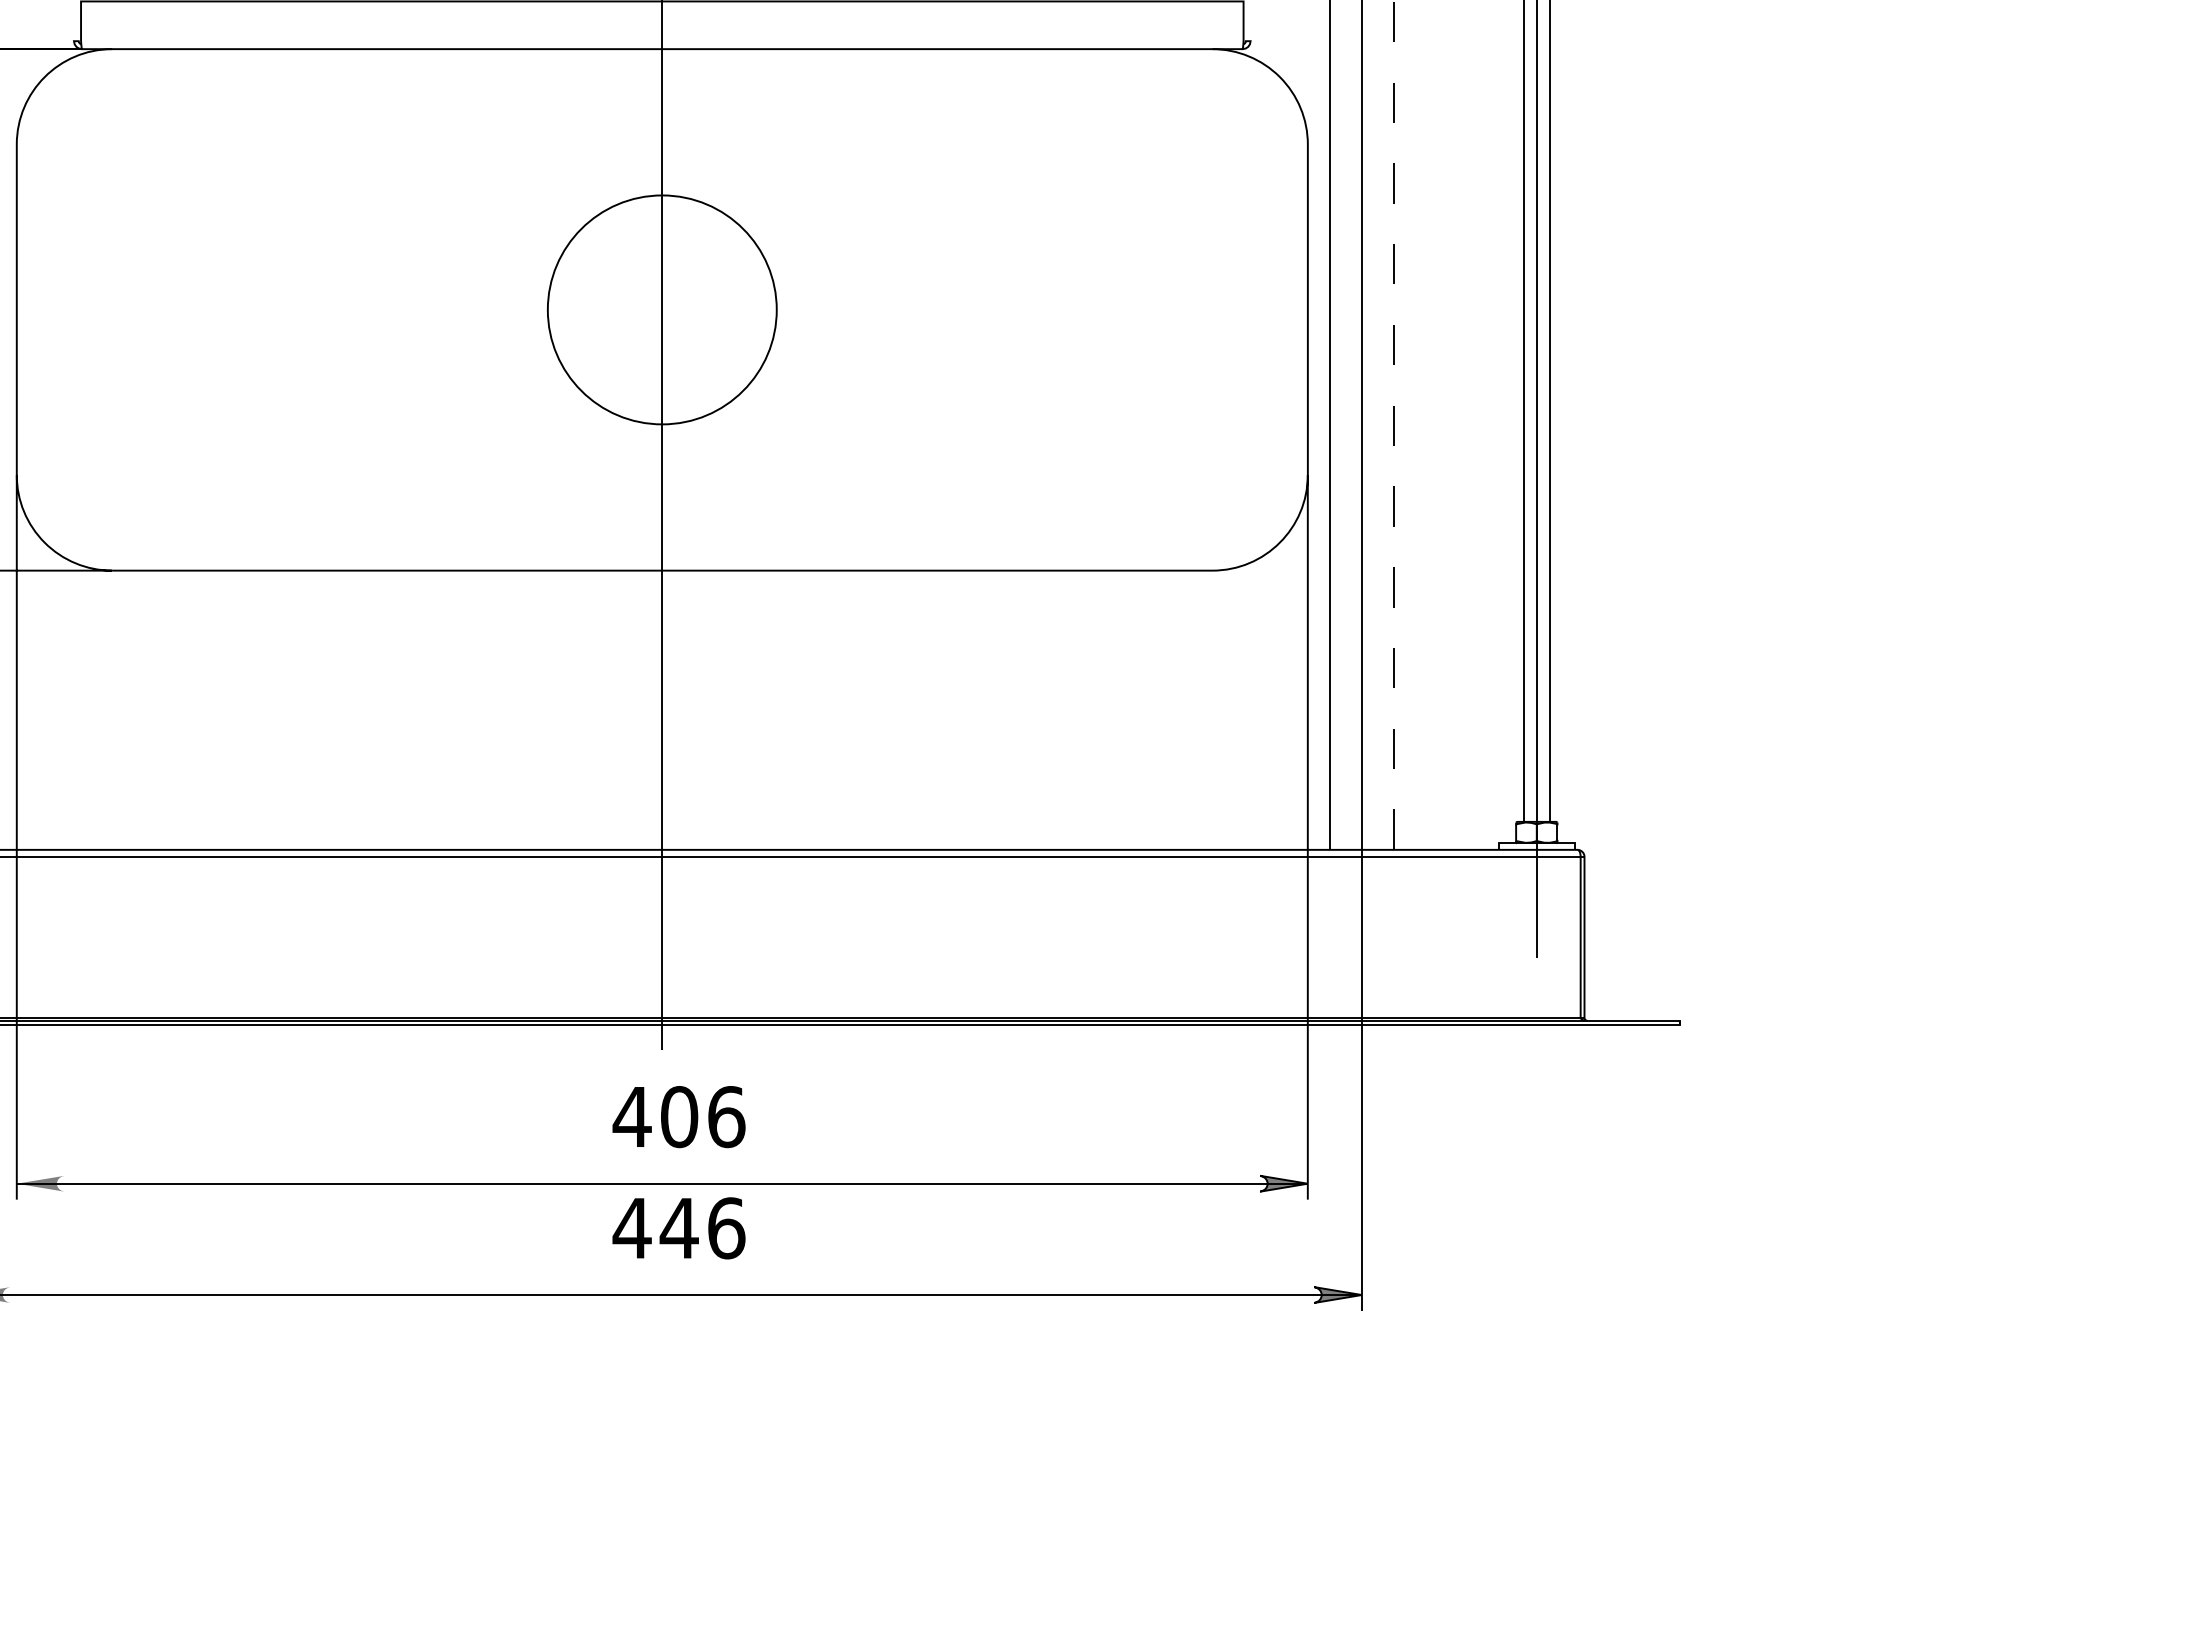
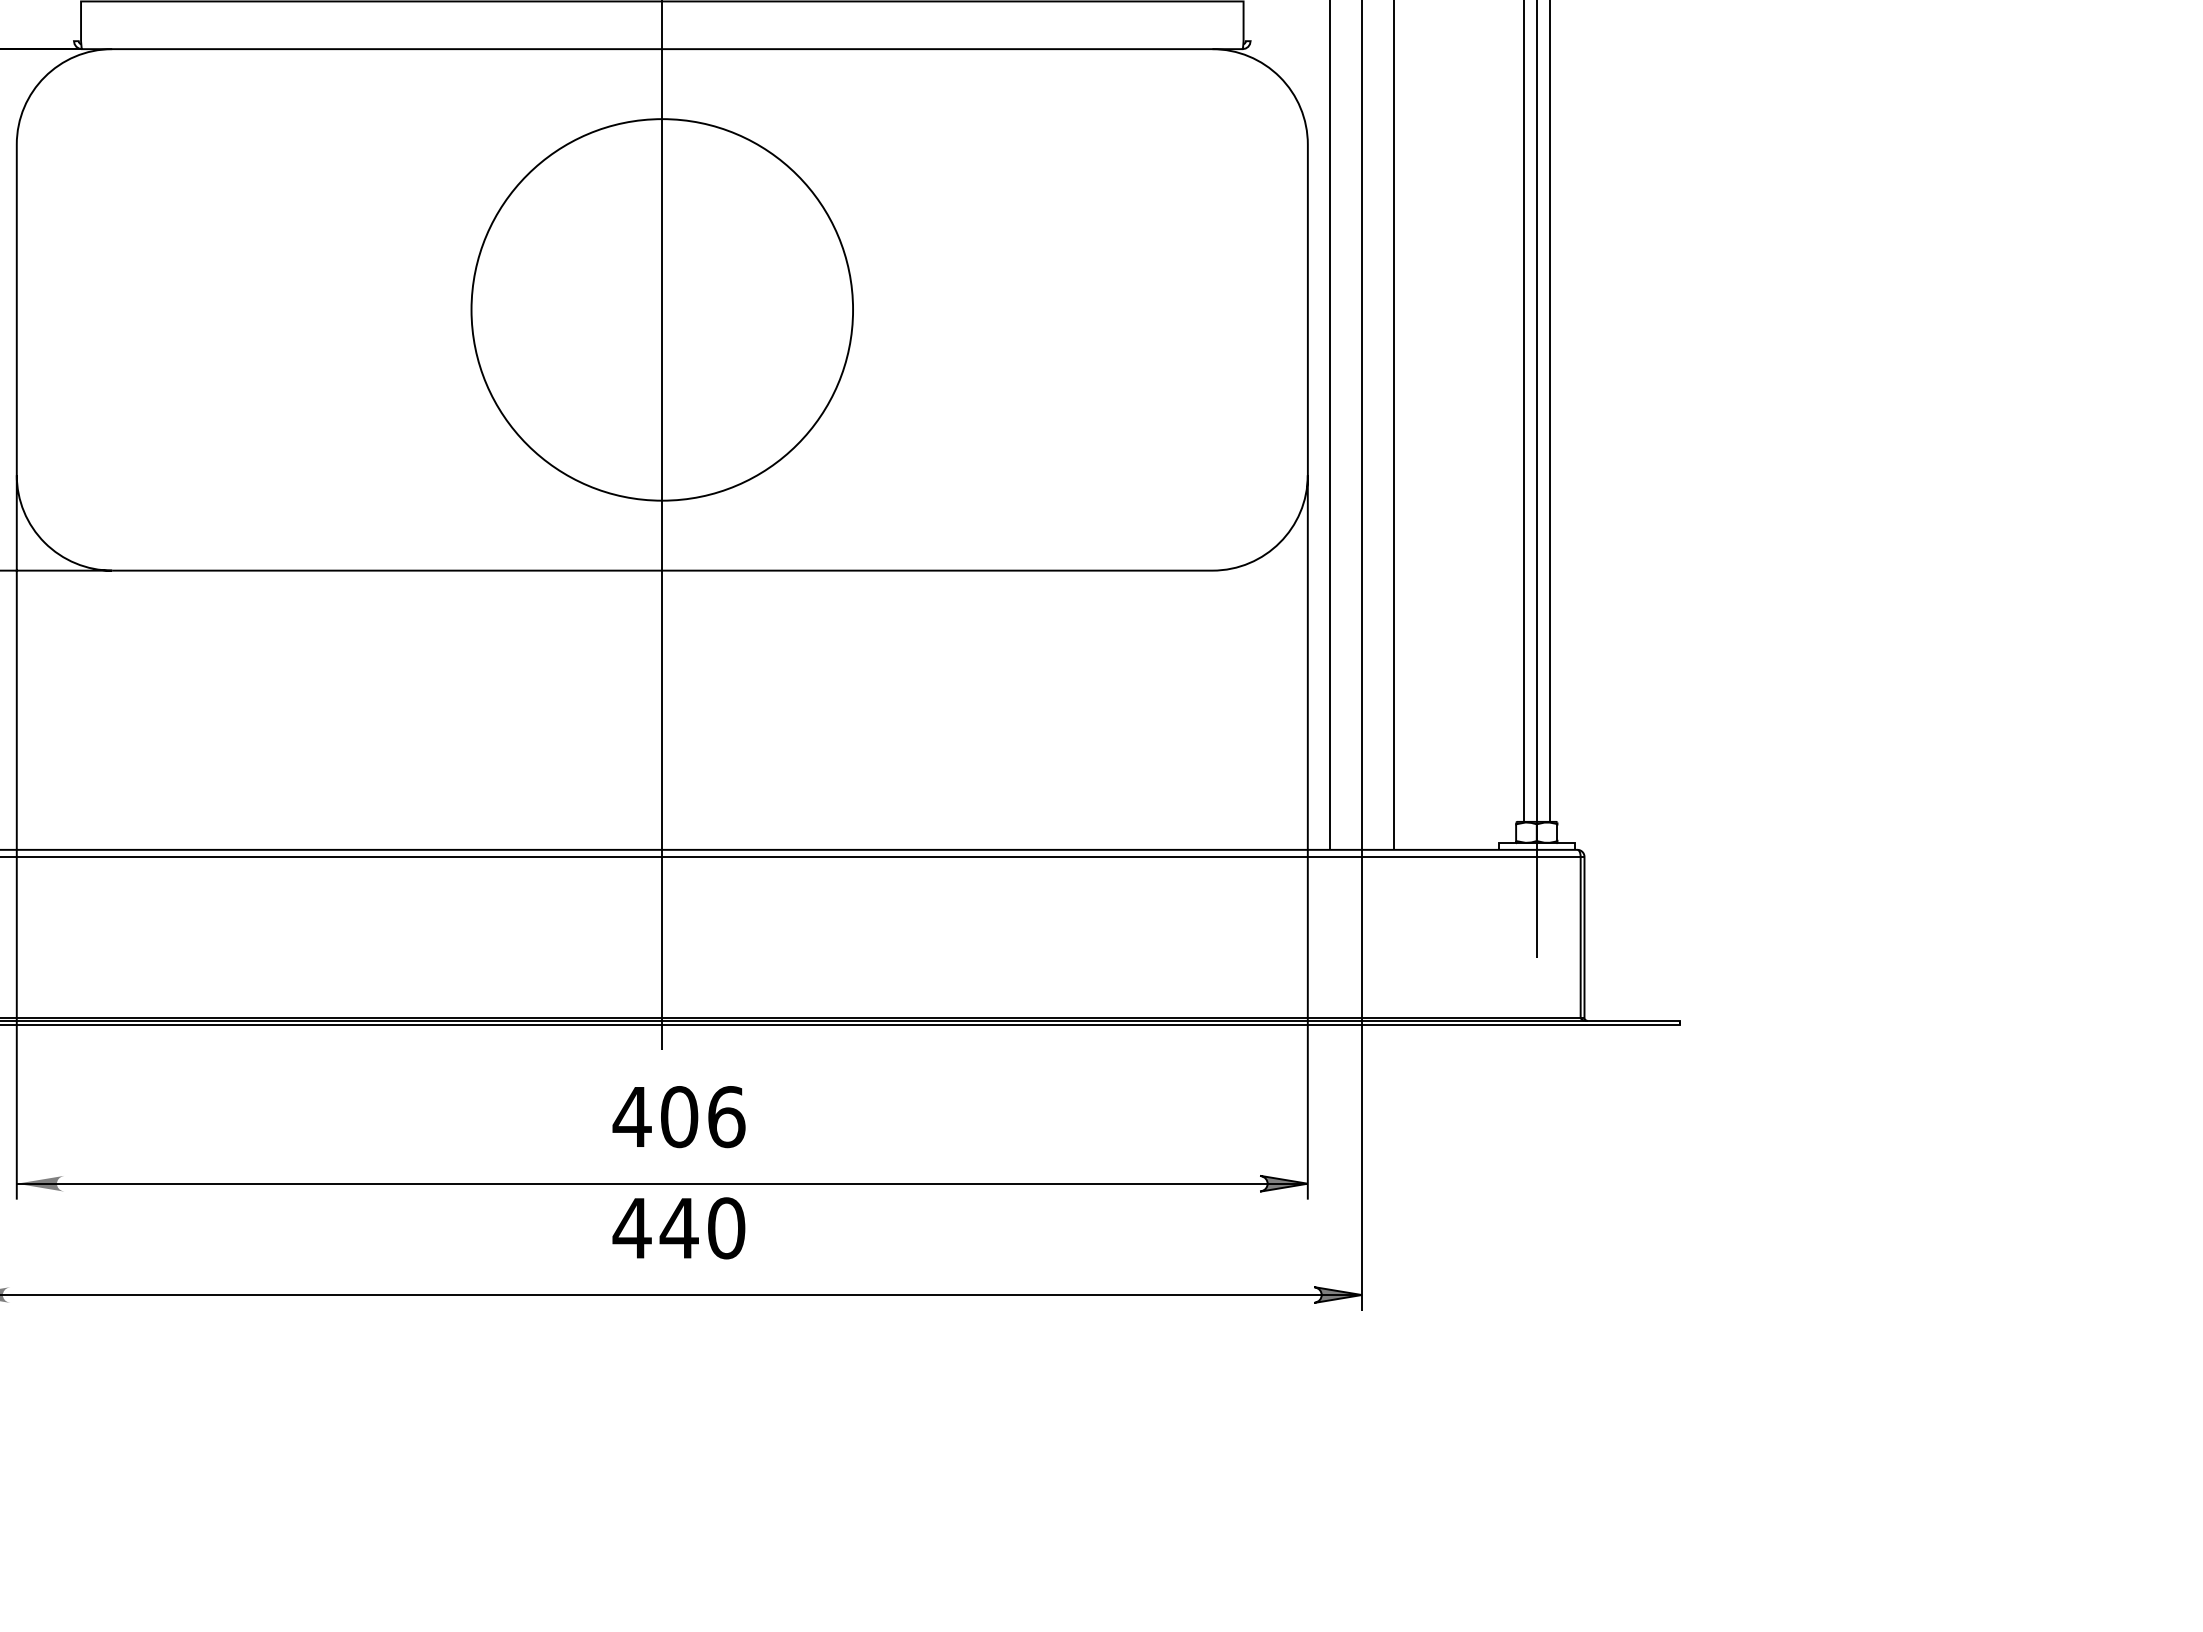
circle diameter: 229 px -> 382 px (662, 309)
line: dashed -> solid (1393, 425)
text: 446 -> 440 (726, 1228)
